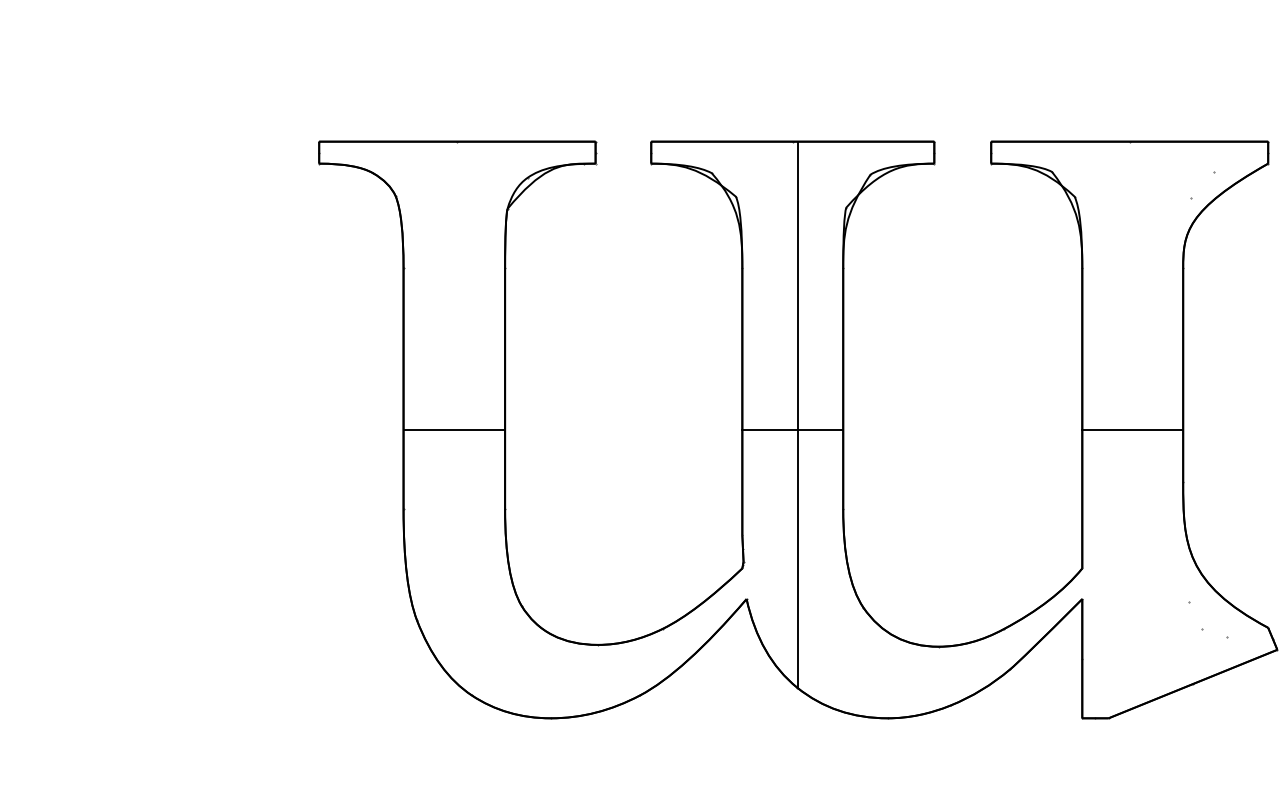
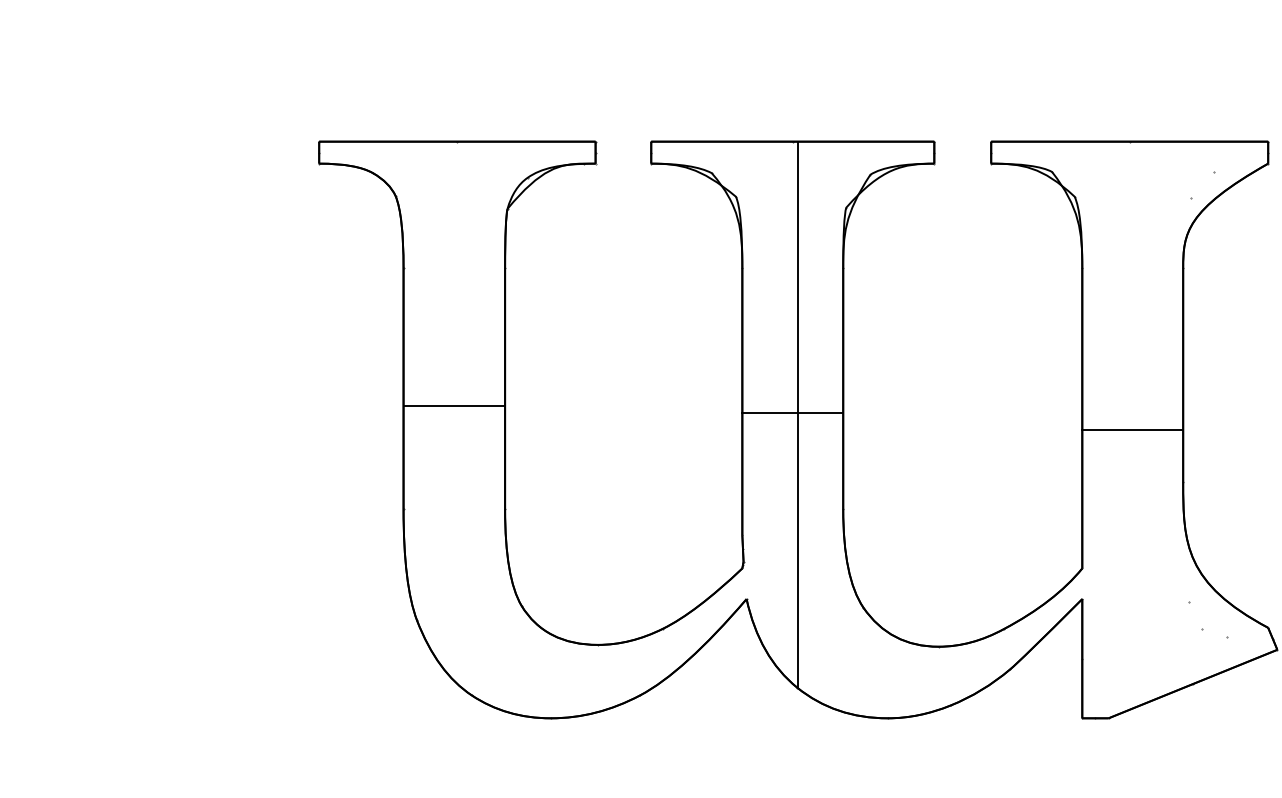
line position: (454, 429) -> (454, 405) (454, 405)
line position: (792, 429) -> (792, 412) (792, 412)
